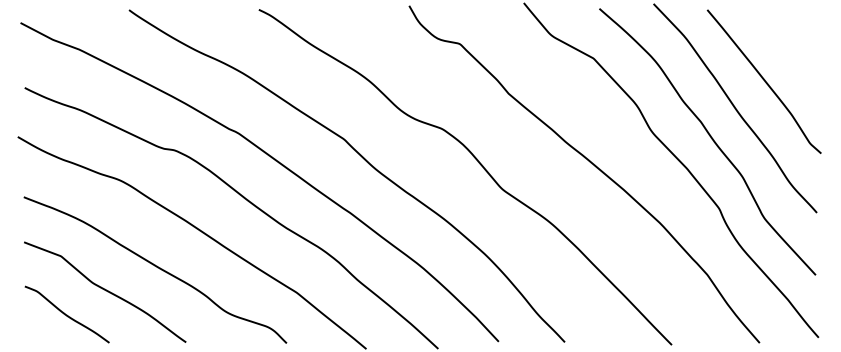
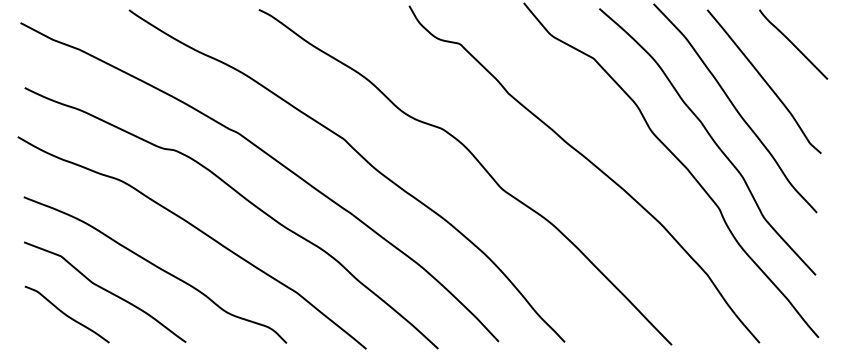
curve: none -> present (793, 44)
